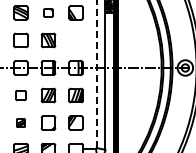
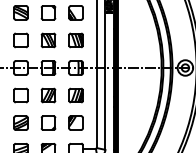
part size: 11x10 px -> 17x16 px (48, 12)
part: none -> present (75, 40)
line: dashed -> solid (96, 74)
part size: 12x12 px -> 16x17 px (20, 95)
part size: 10x10 px -> 16x16 px (20, 122)
